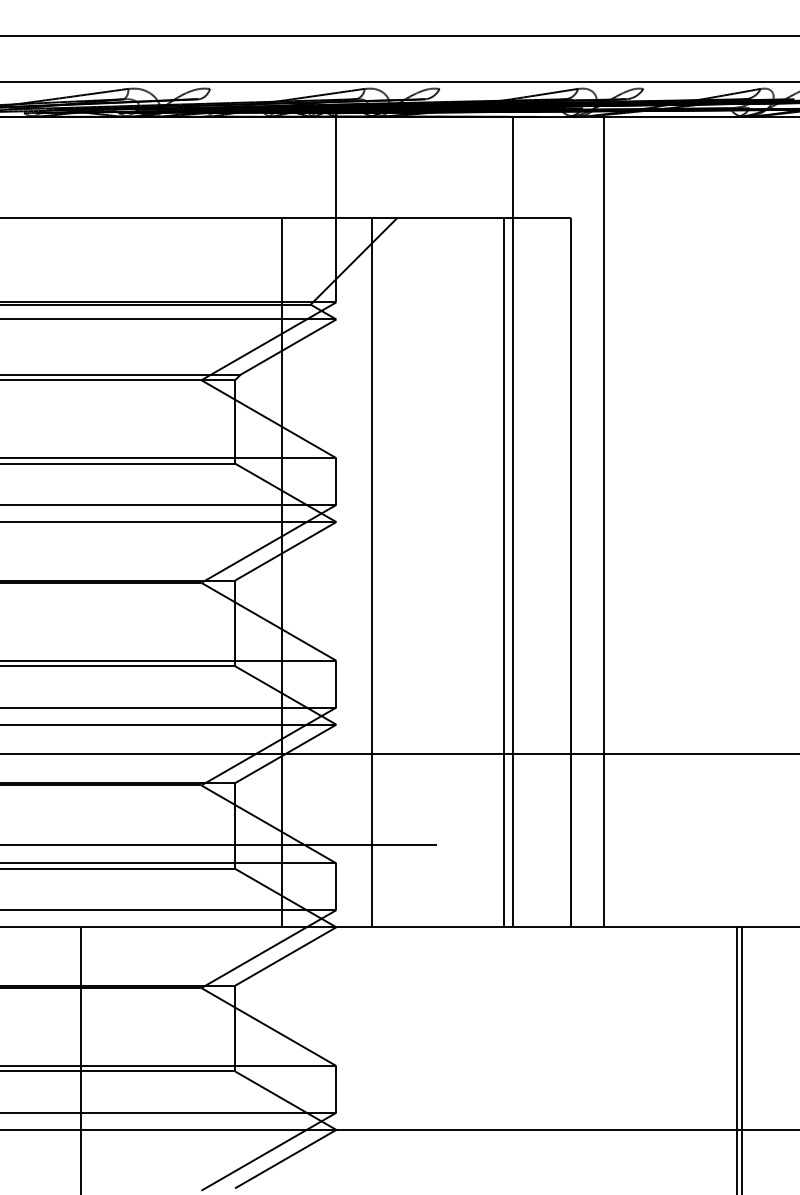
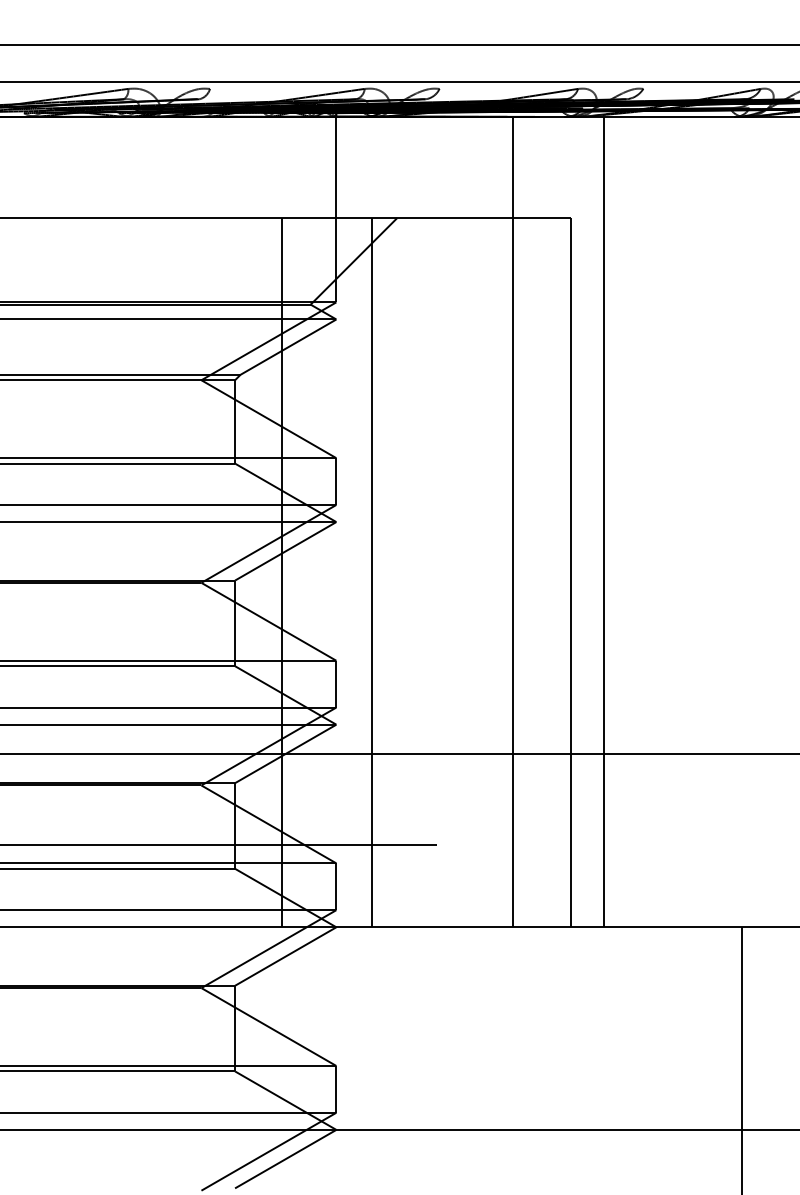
line position: (399, 35) -> (399, 44) (399, 44)
line: present -> none (504, 572)
line: present -> none (81, 1059)
line: present -> none (736, 1059)
